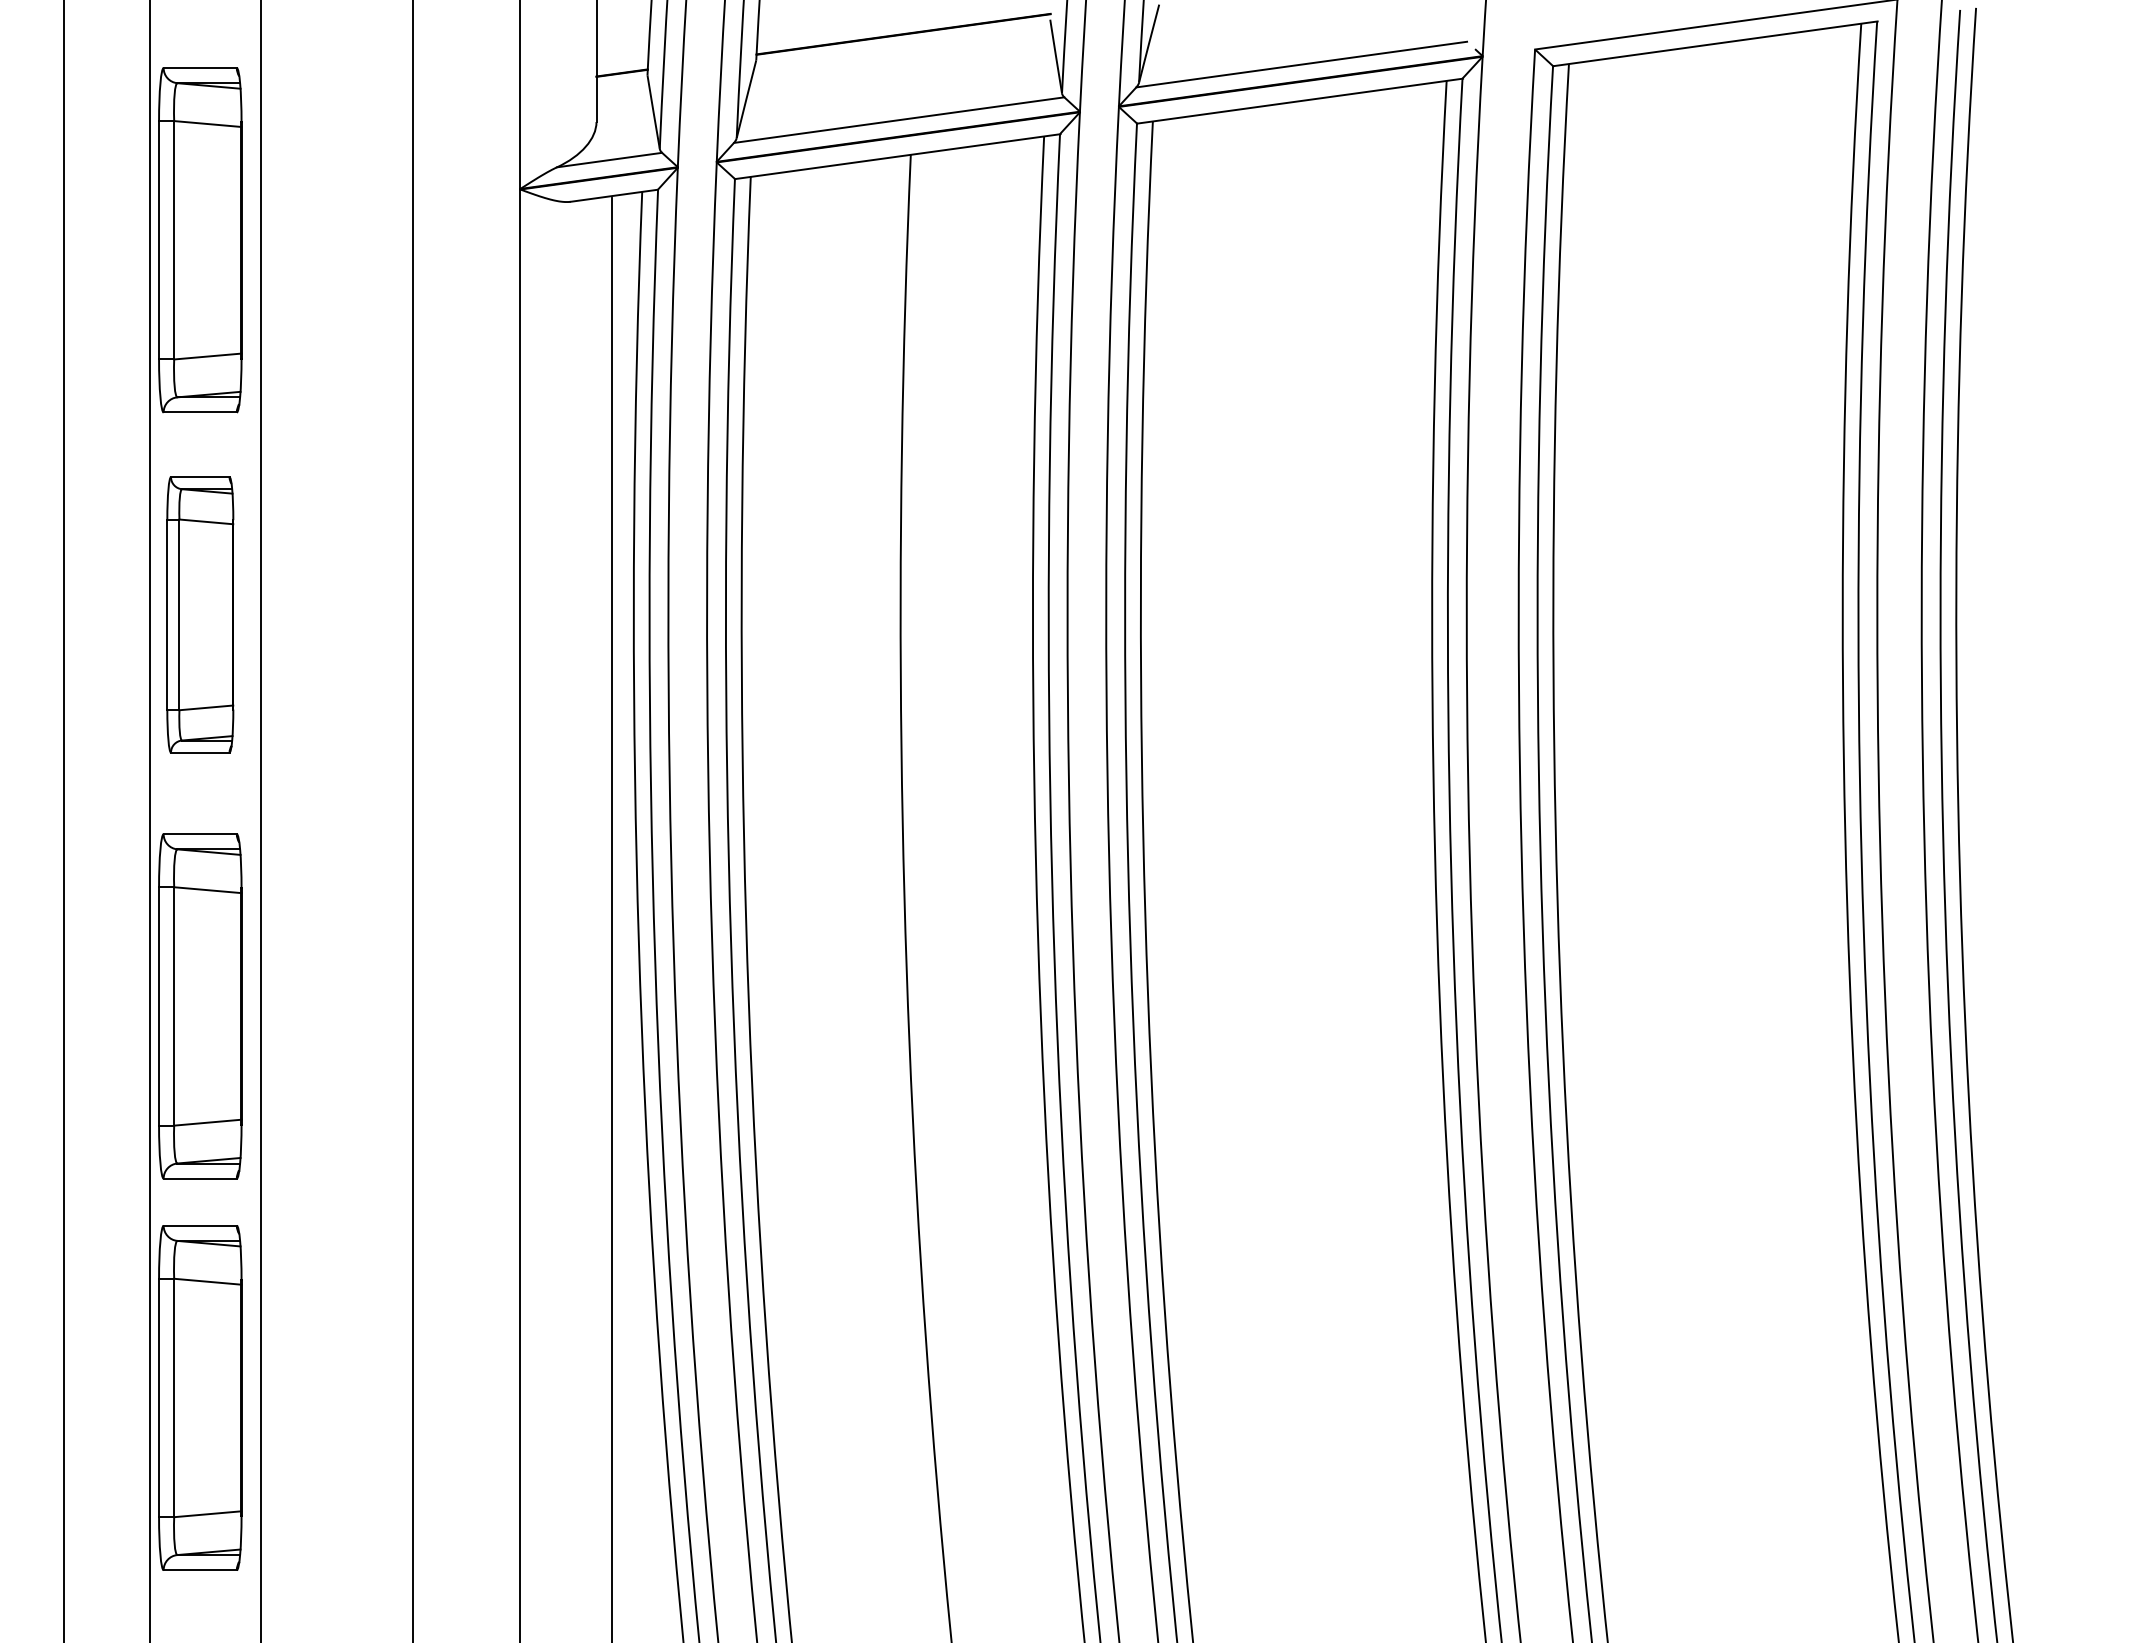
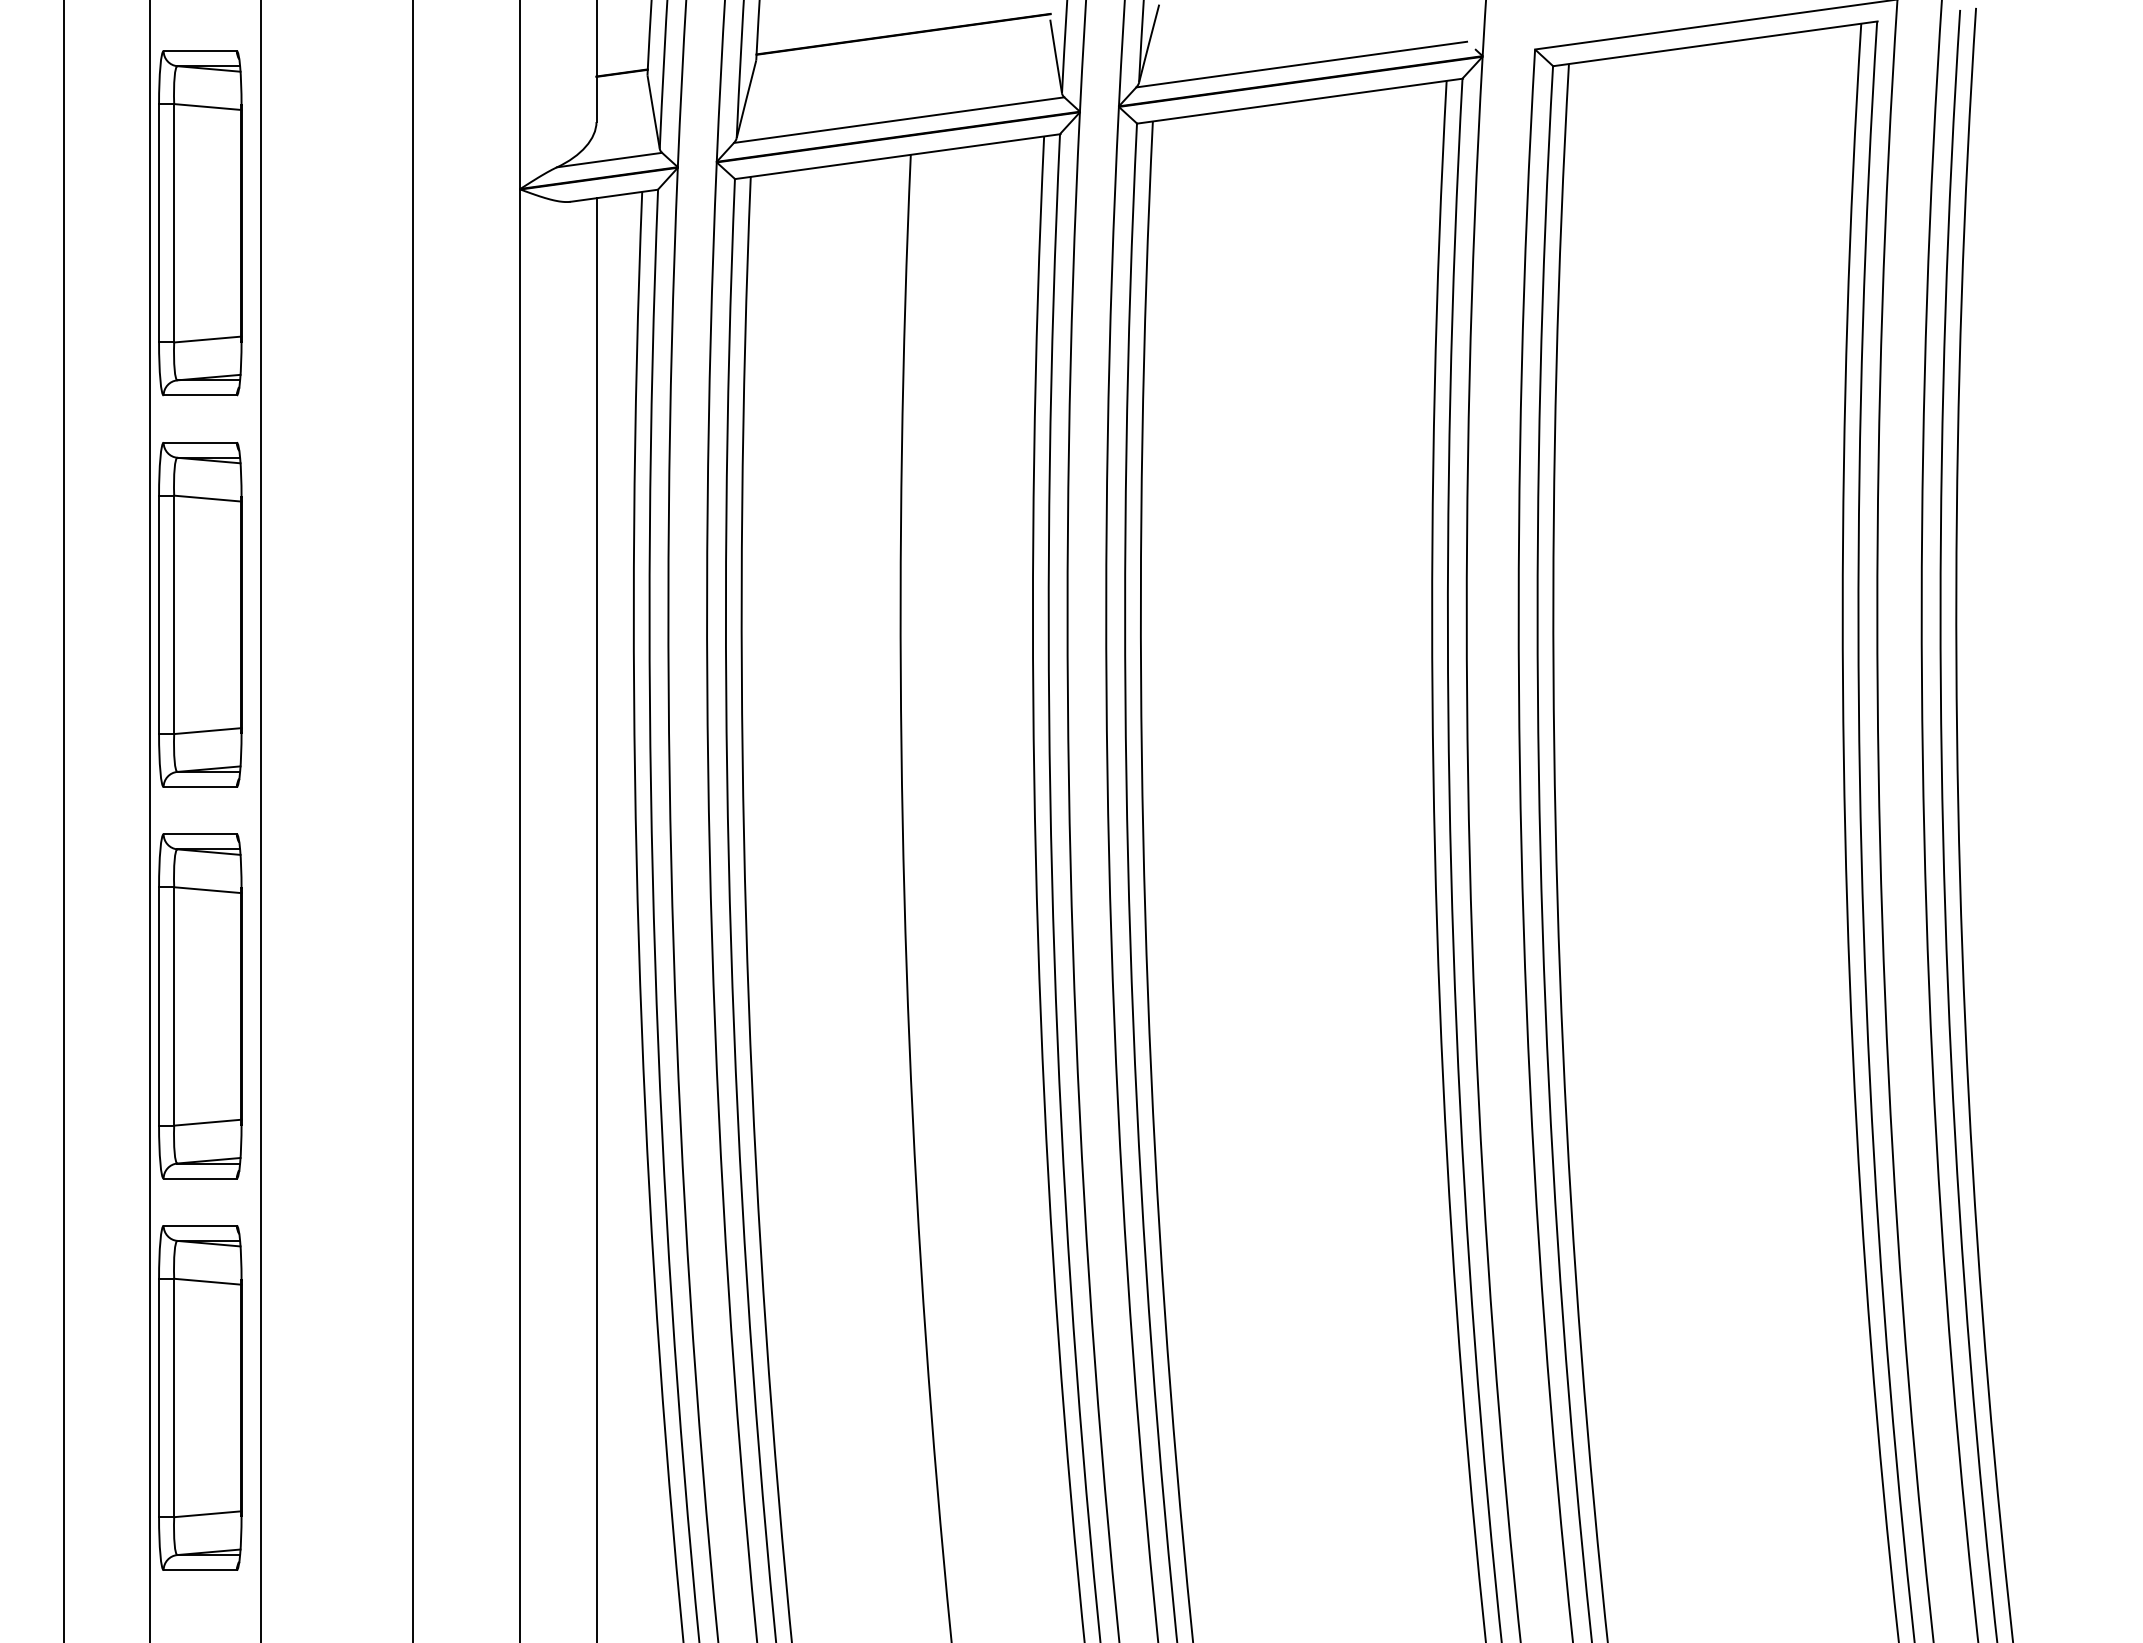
part position: (200, 240) -> (200, 223) (200, 223)
part size: 69x278 px -> 85x346 px (200, 614)
line position: (611, 918) -> (596, 918) (596, 918)
